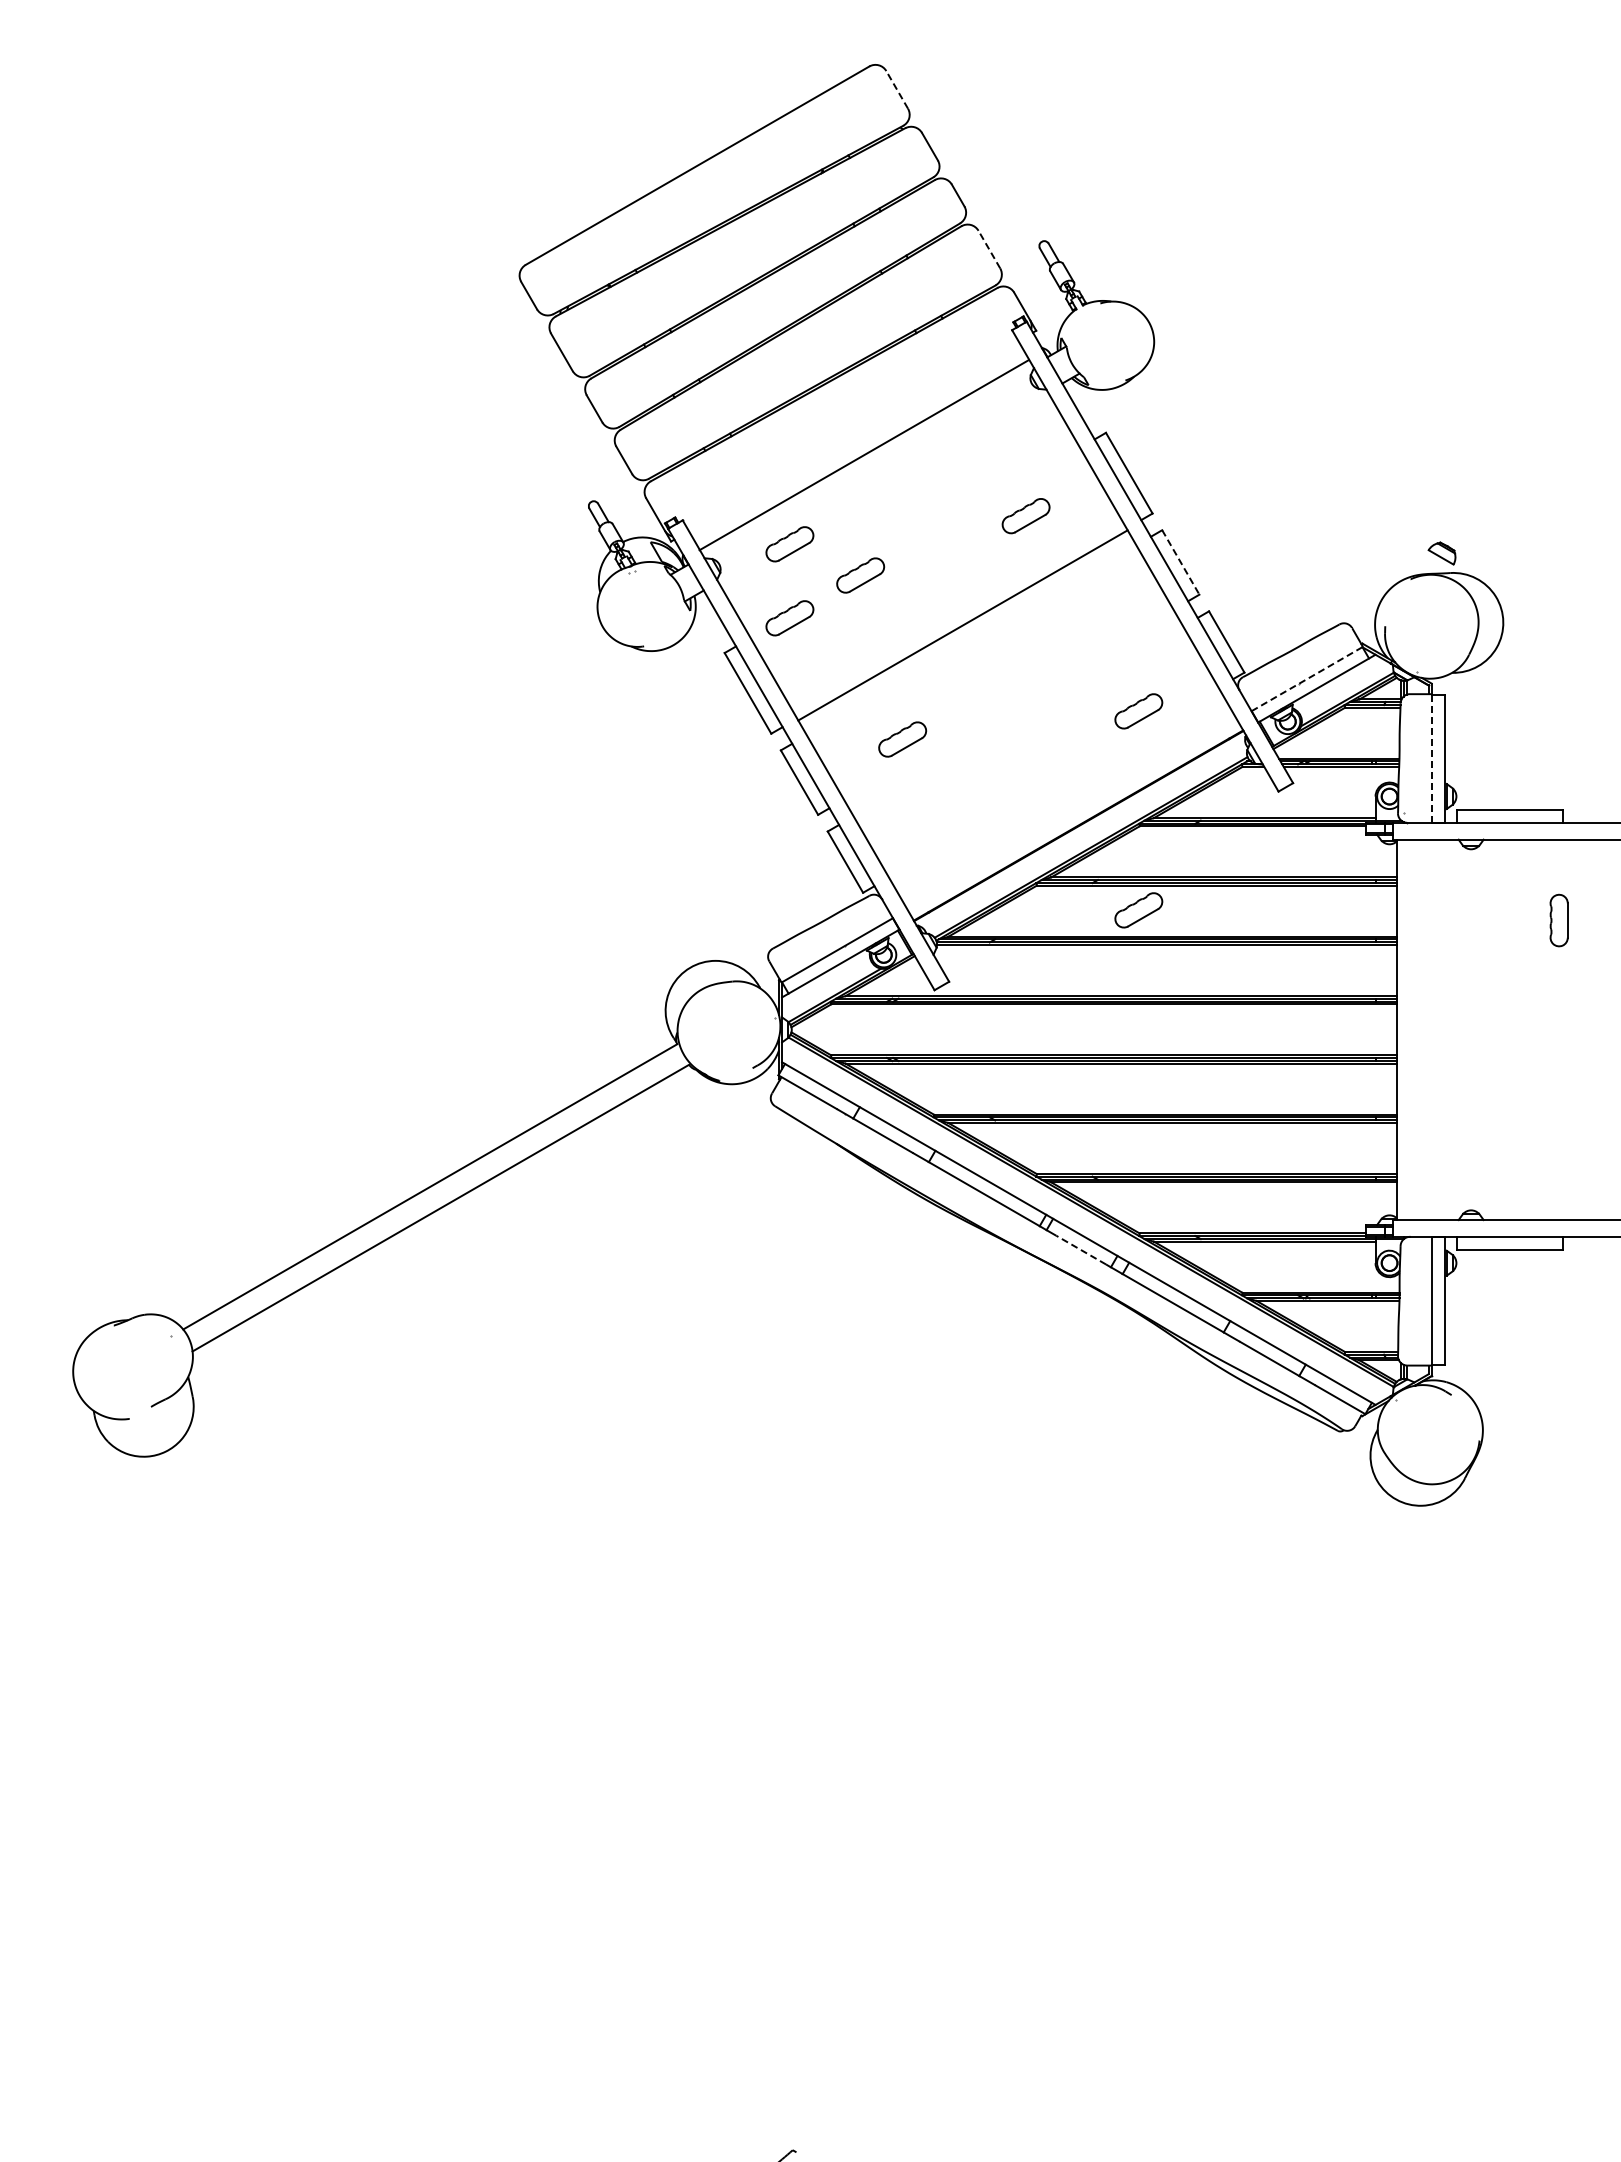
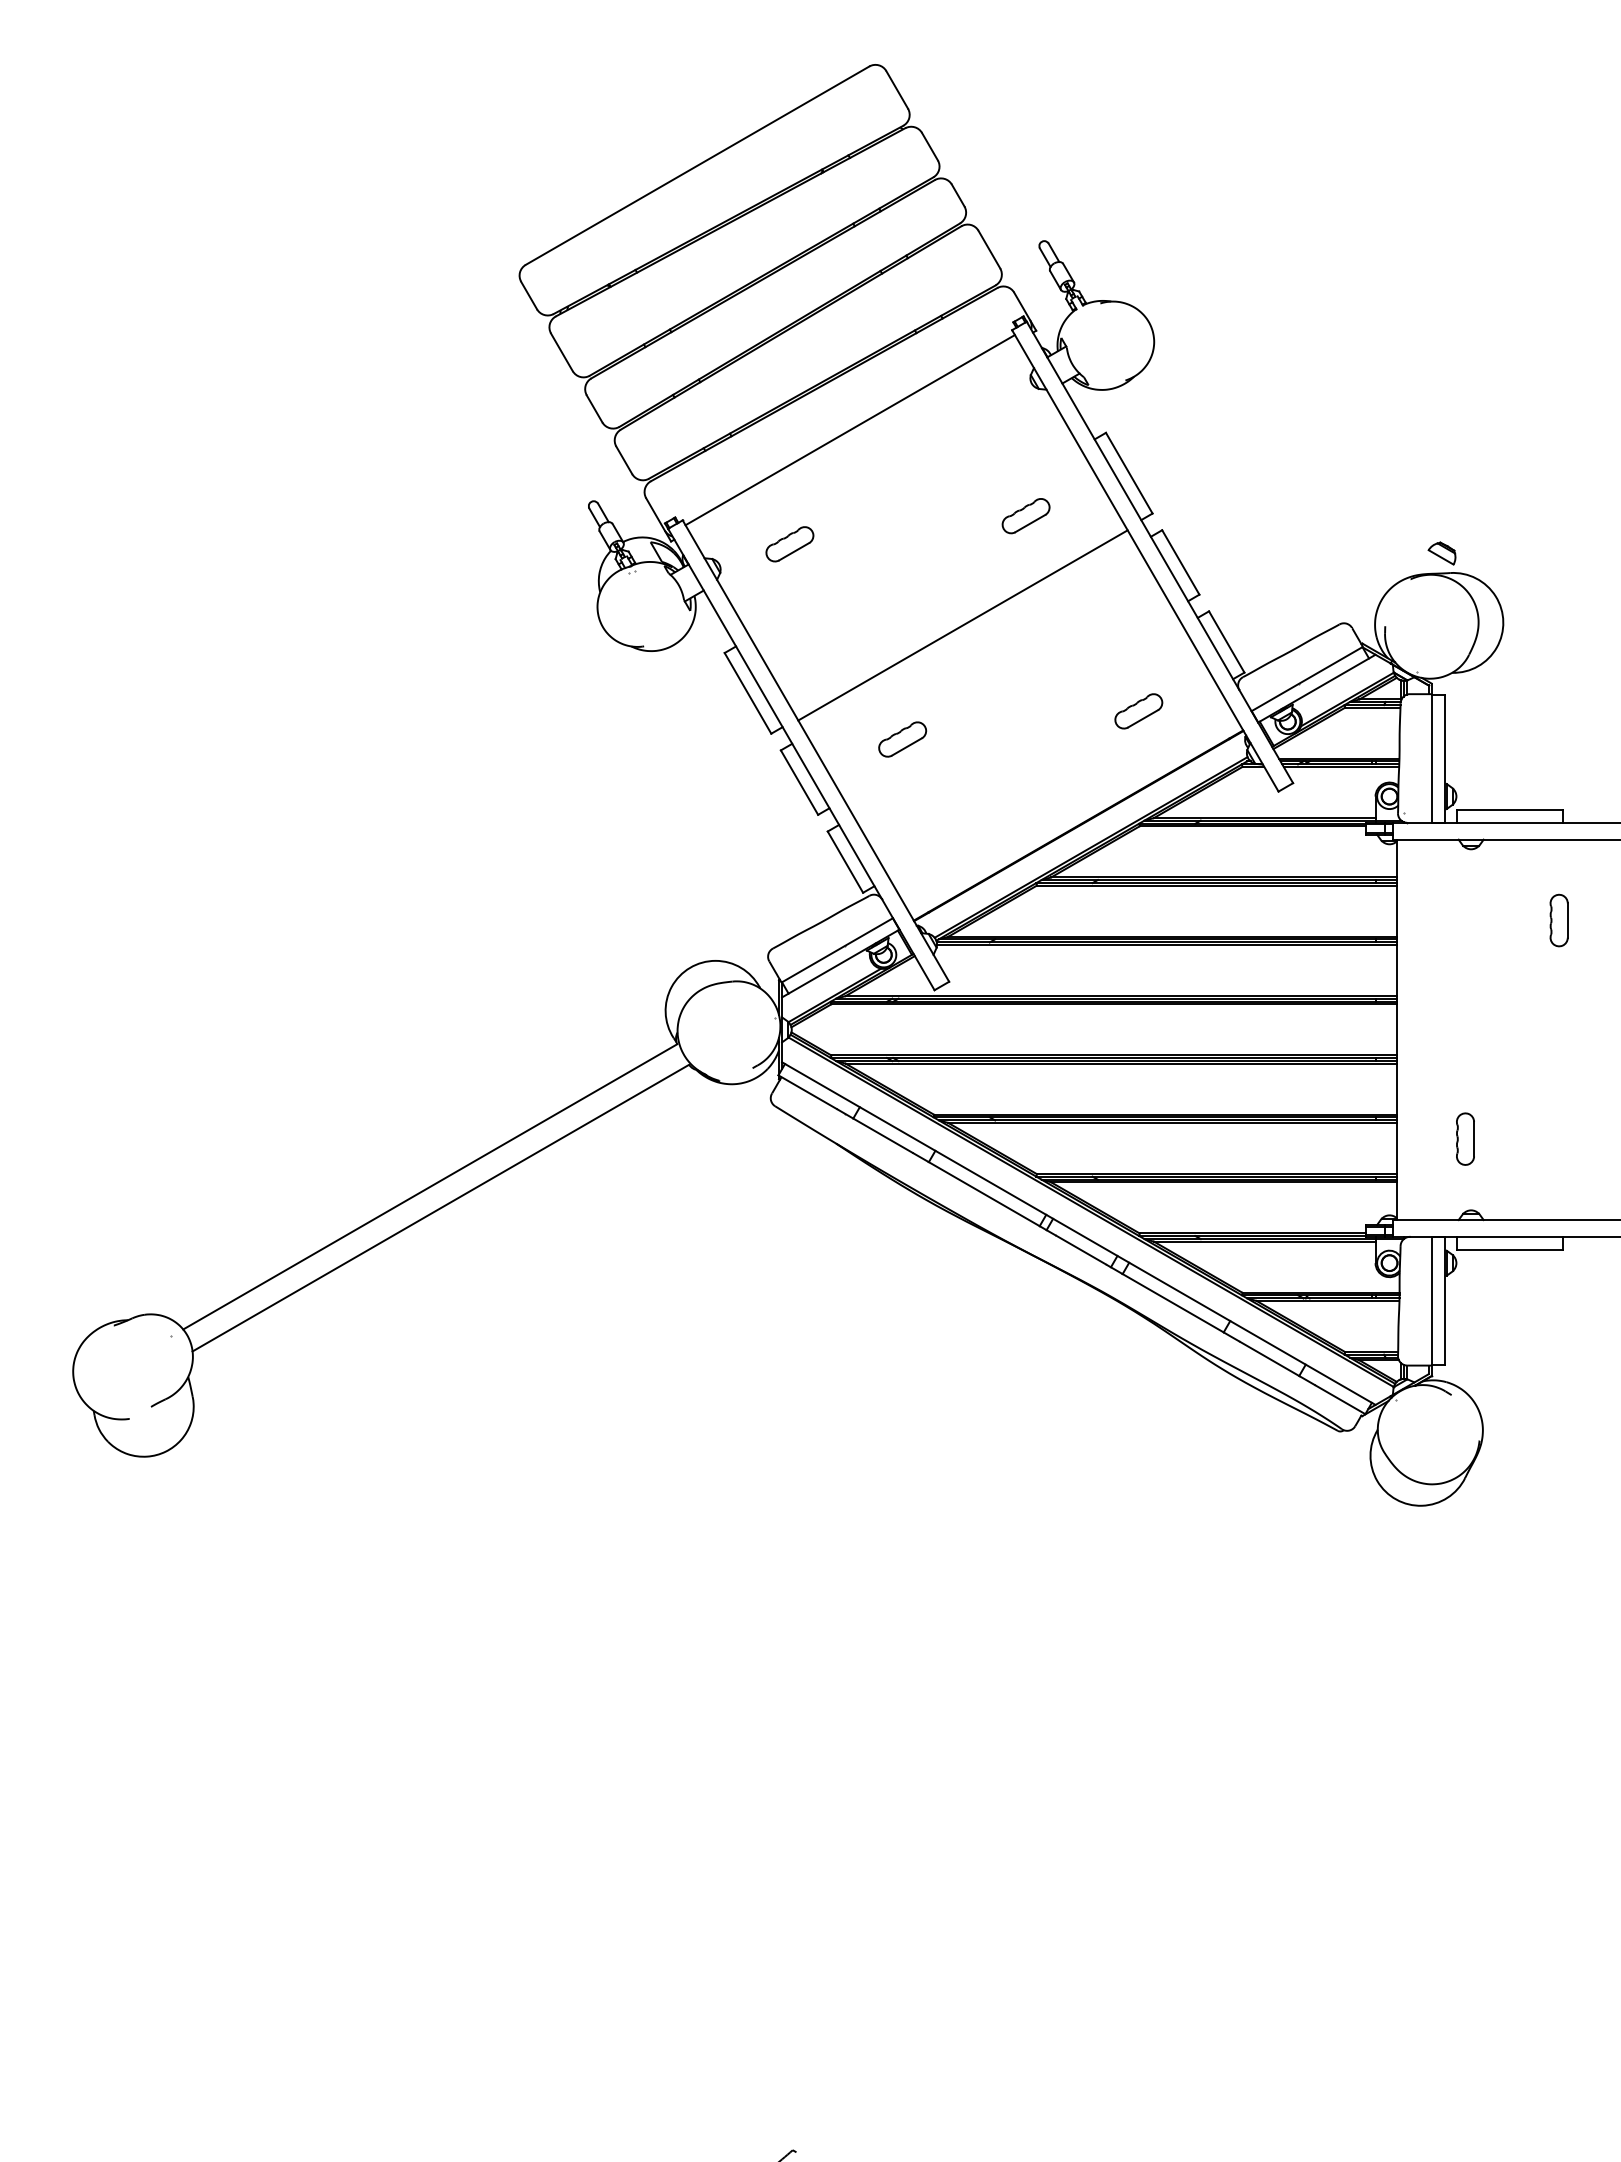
line: dashed -> solid (897, 89)
line: dashed -> solid (989, 249)
line position: (863, 455) -> (849, 430) (849, 430)
line: dashed -> solid (1181, 562)
part: present -> none (860, 575)
part: present -> none (789, 618)
line: dashed -> solid (1307, 678)
line: dashed -> solid (1431, 758)
part: present -> none (1138, 910)
part: none -> present (1465, 1138)
line: dashed -> solid (1081, 1250)
